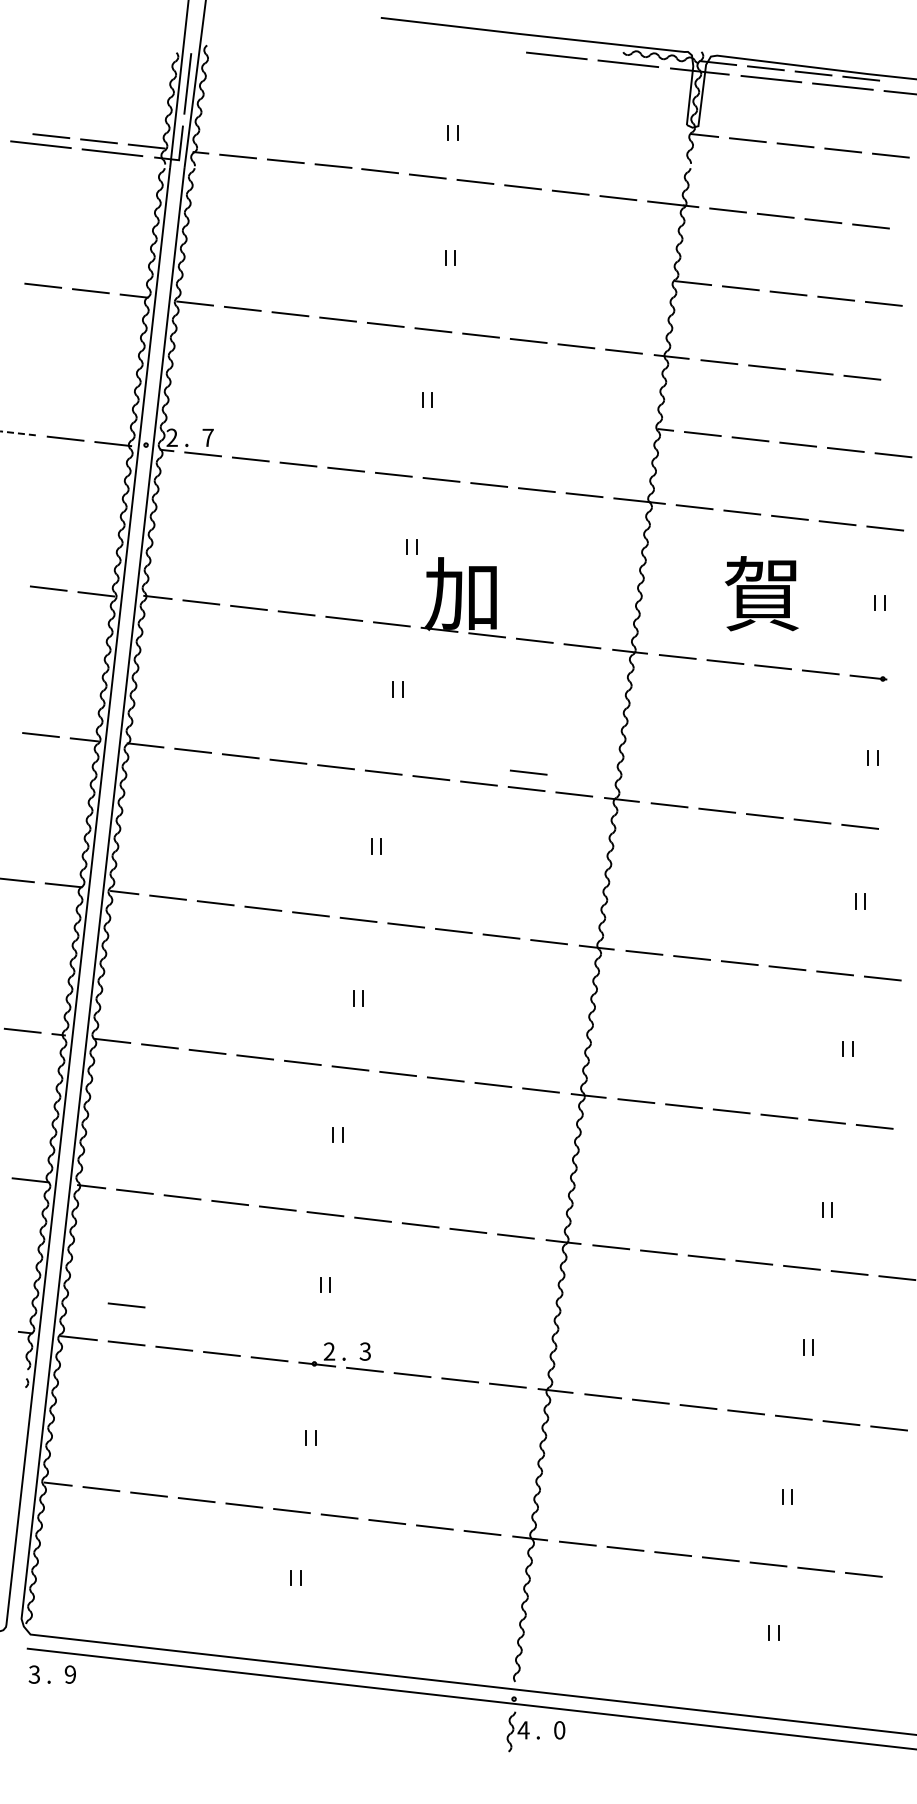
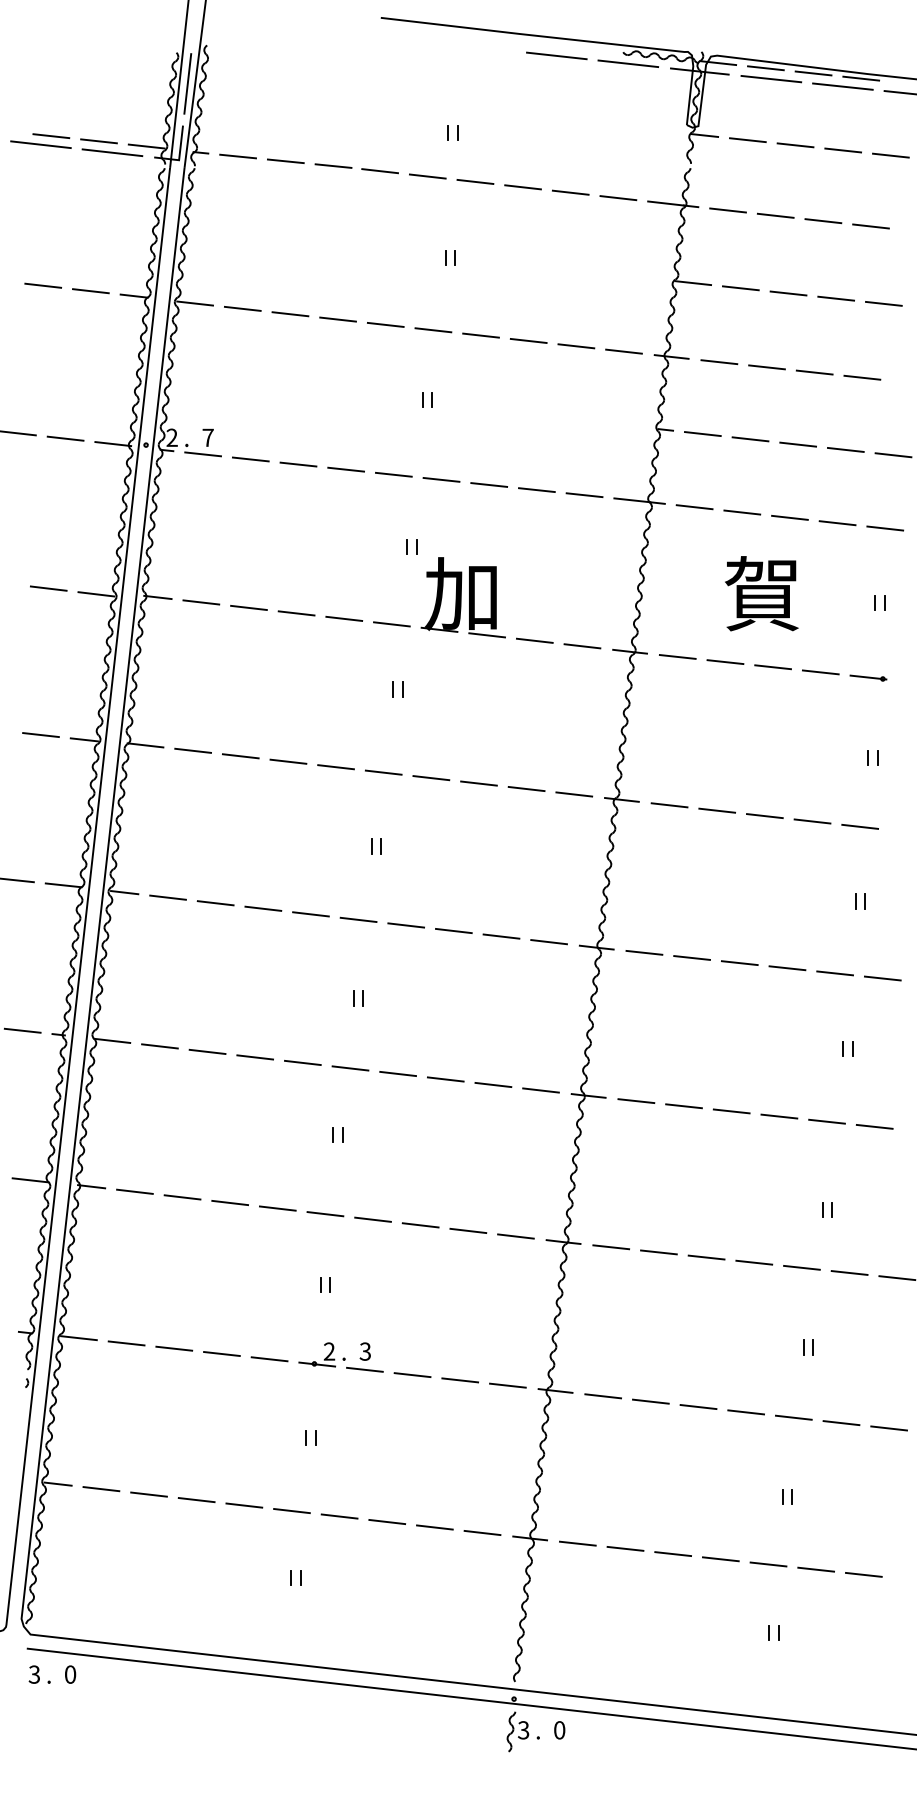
line: dashed -> solid (17, 433)
line: present -> none (528, 772)
line: present -> none (126, 1305)
text: 9 -> 0 (70, 1674)
text: 4 -> 3 (523, 1730)
